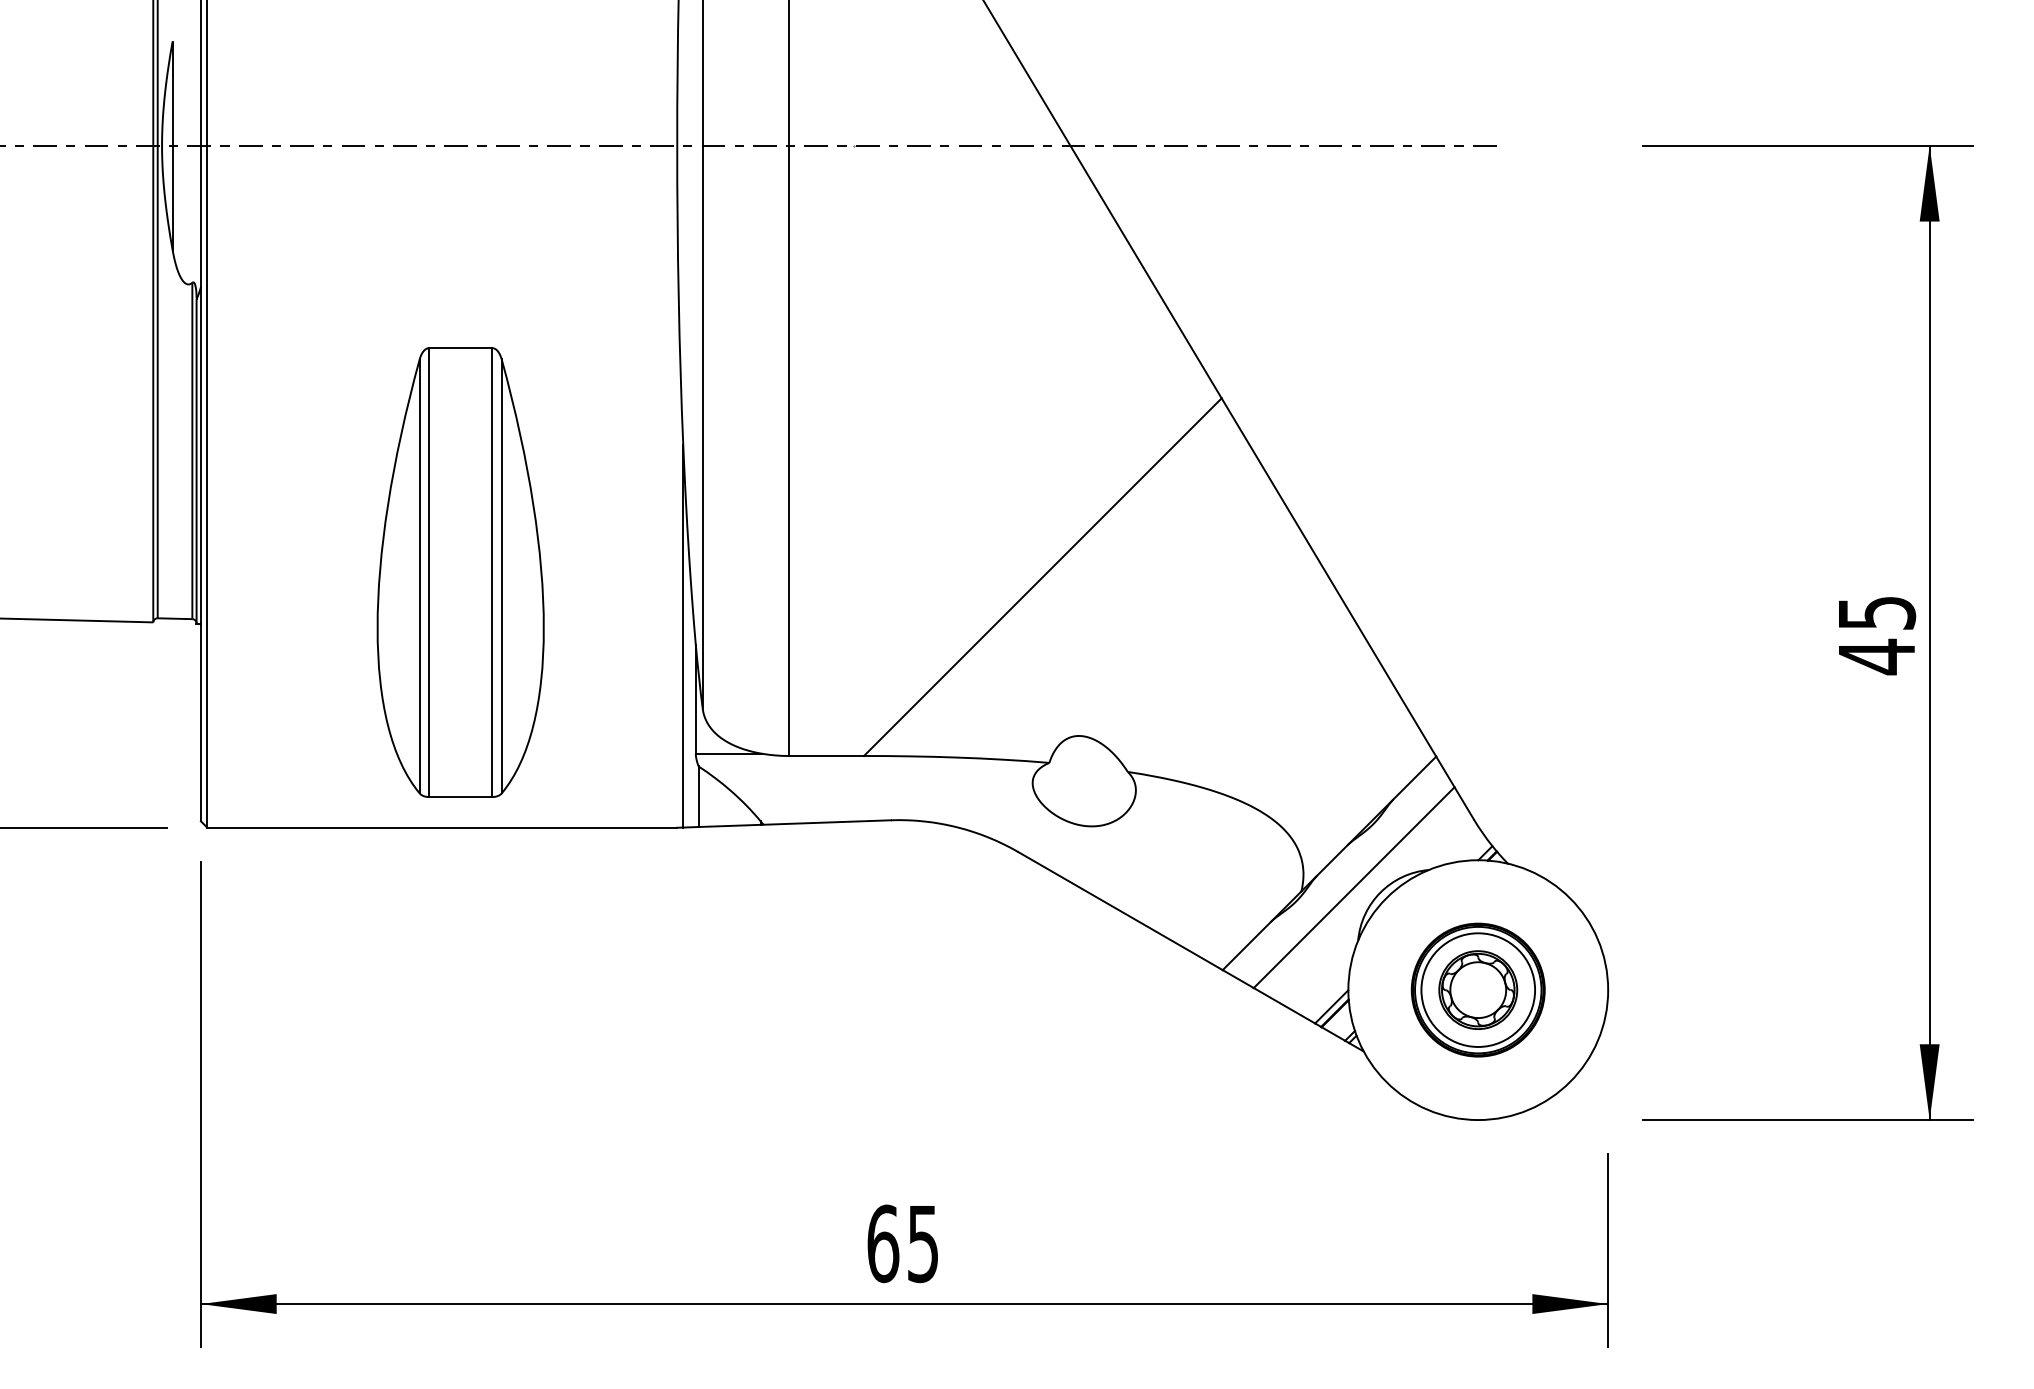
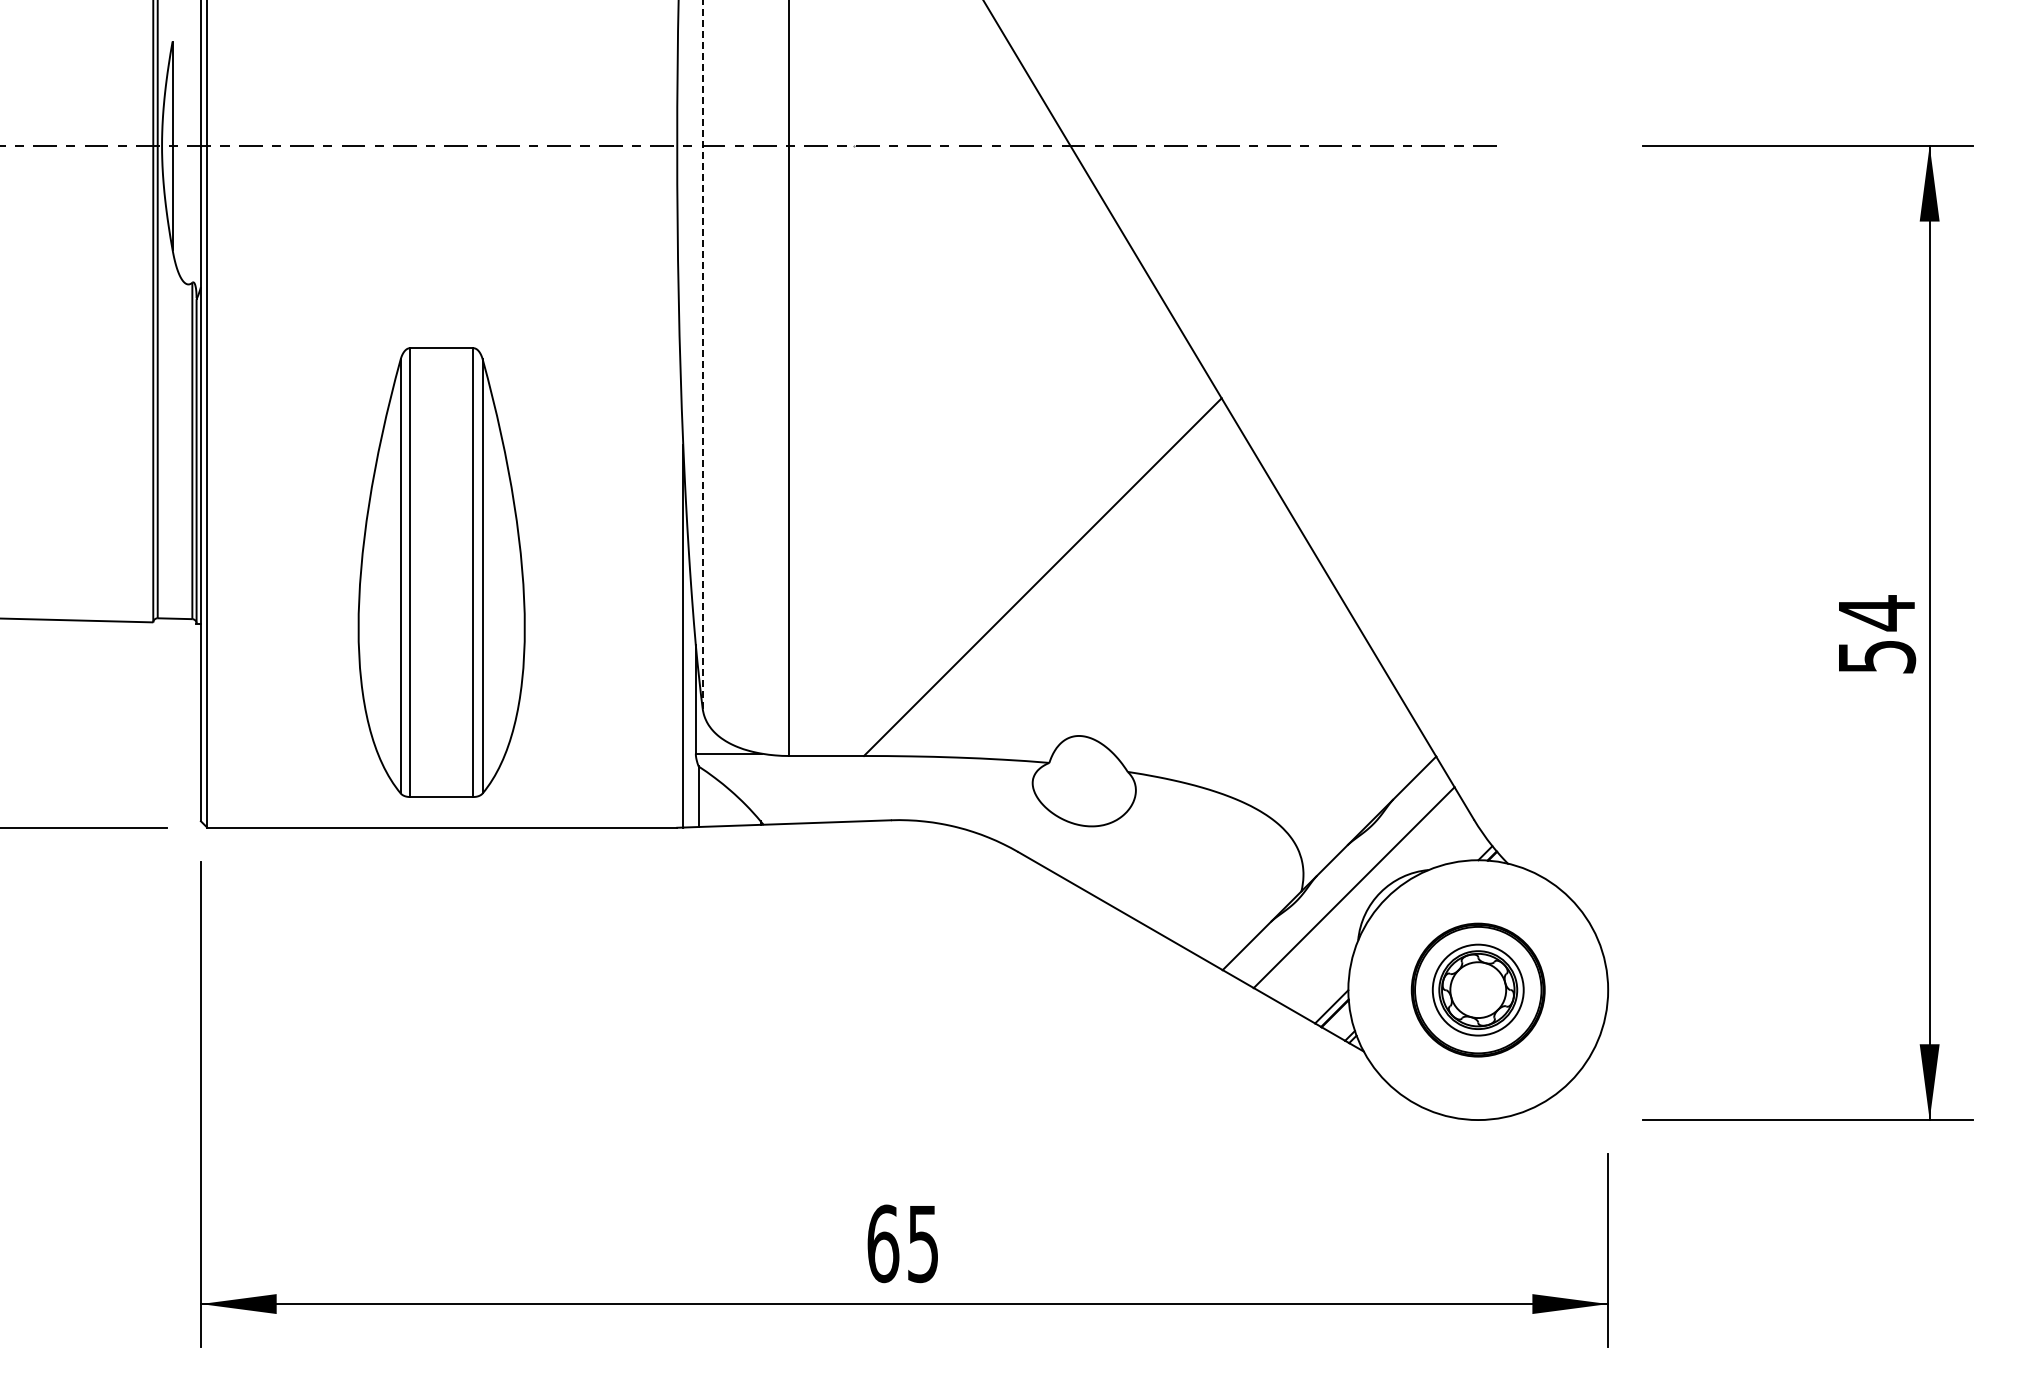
line: solid -> dashed (702, 354)
part position: (460, 572) -> (441, 572) (441, 572)
text: 45 -> 54 (1877, 635)
circle diameter: 114 px -> 91 px (1477, 989)
